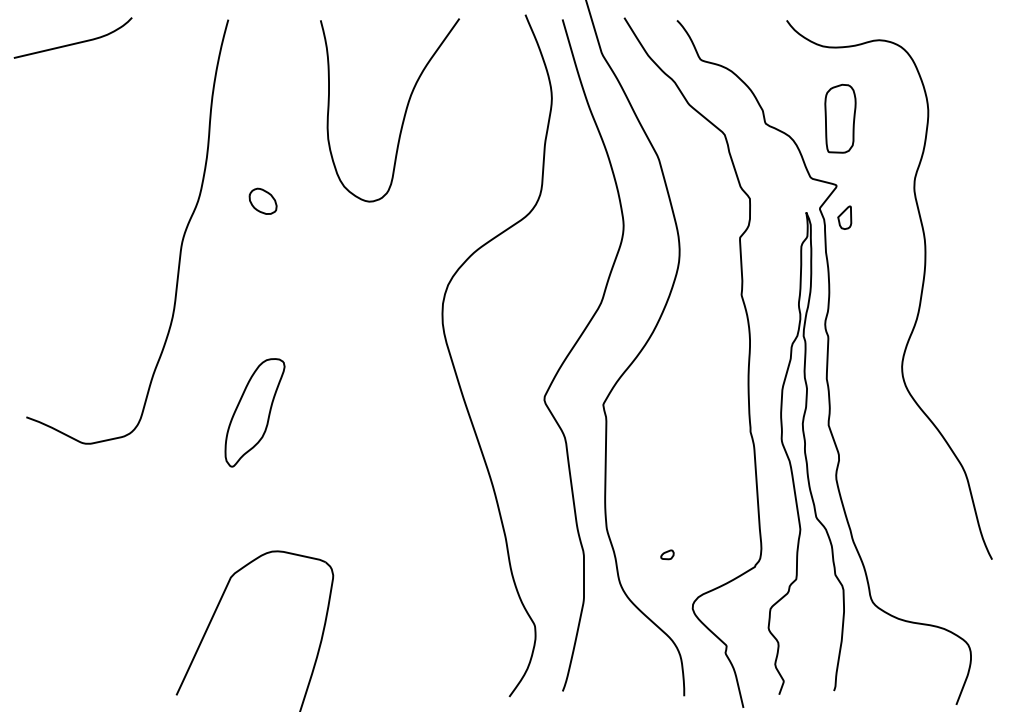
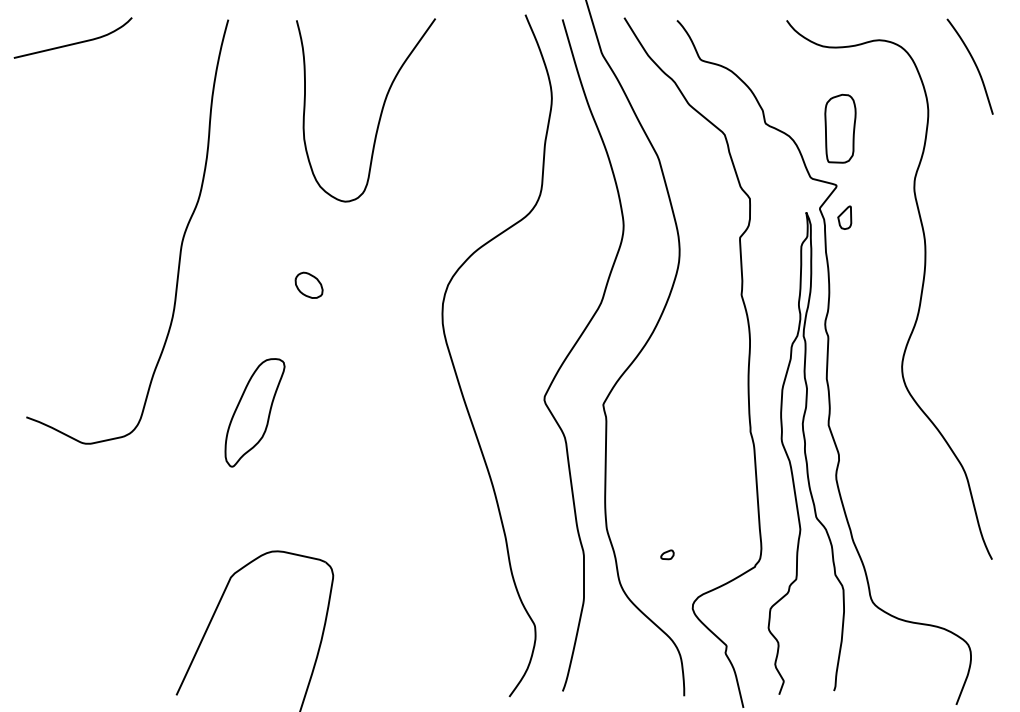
curve: none -> present (974, 64)
curve position: (404, 112) -> (380, 112) (380, 112)
part position: (840, 118) -> (840, 128) (840, 128)
part position: (262, 200) -> (308, 284) (308, 284)
